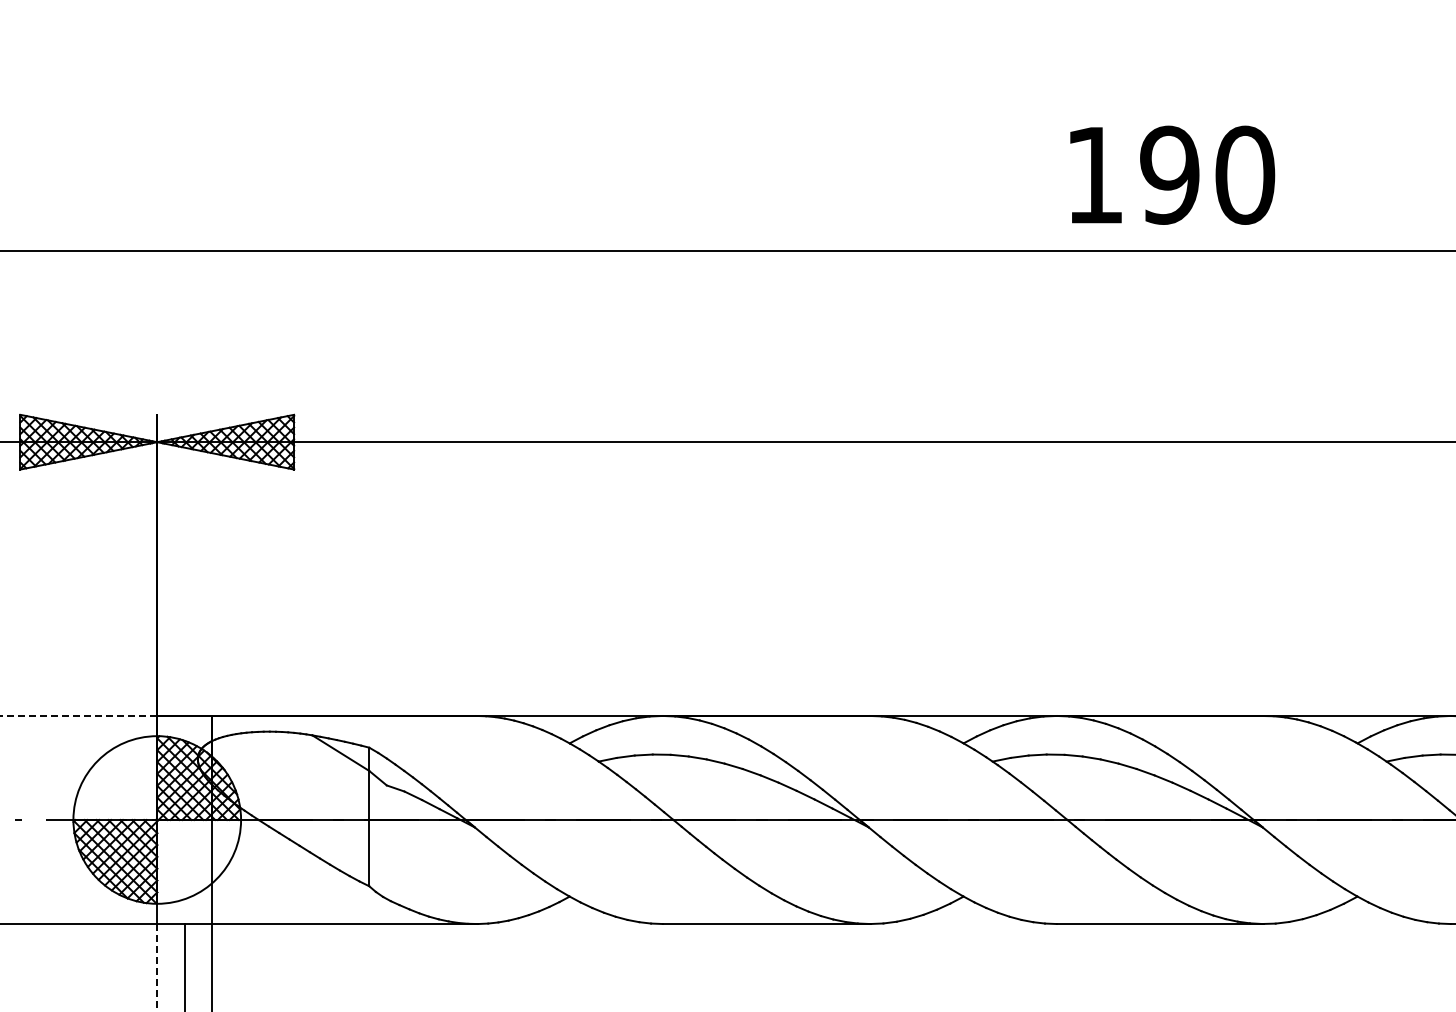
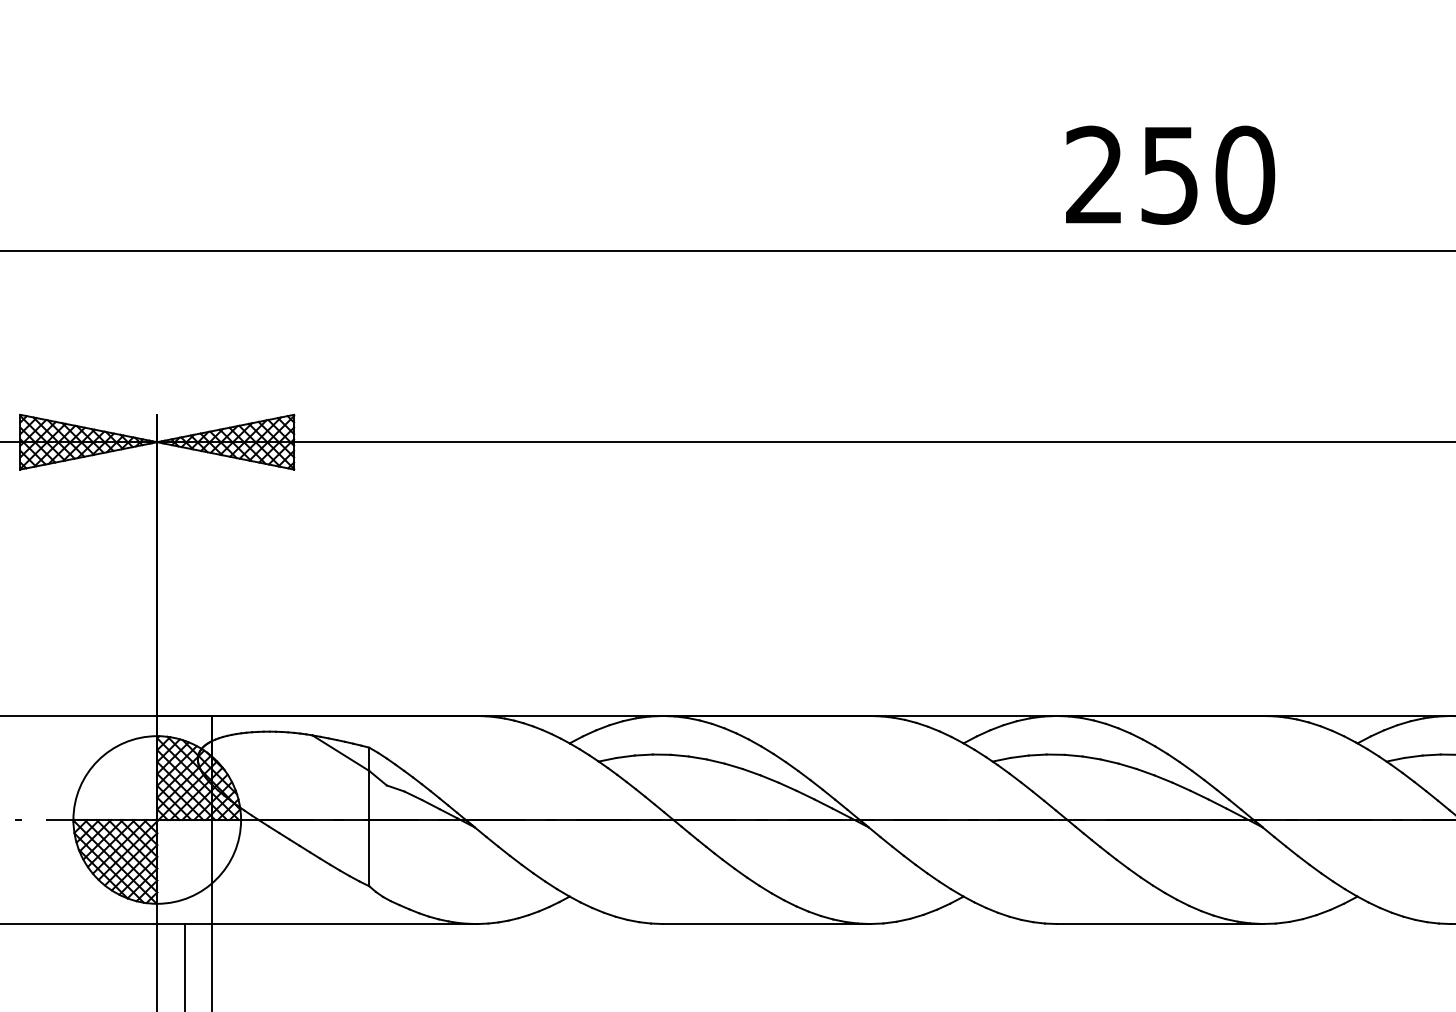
text: 190 -> 250 (1132, 174)
line: dashed -> solid (78, 715)
line: dashed -> solid (157, 967)
